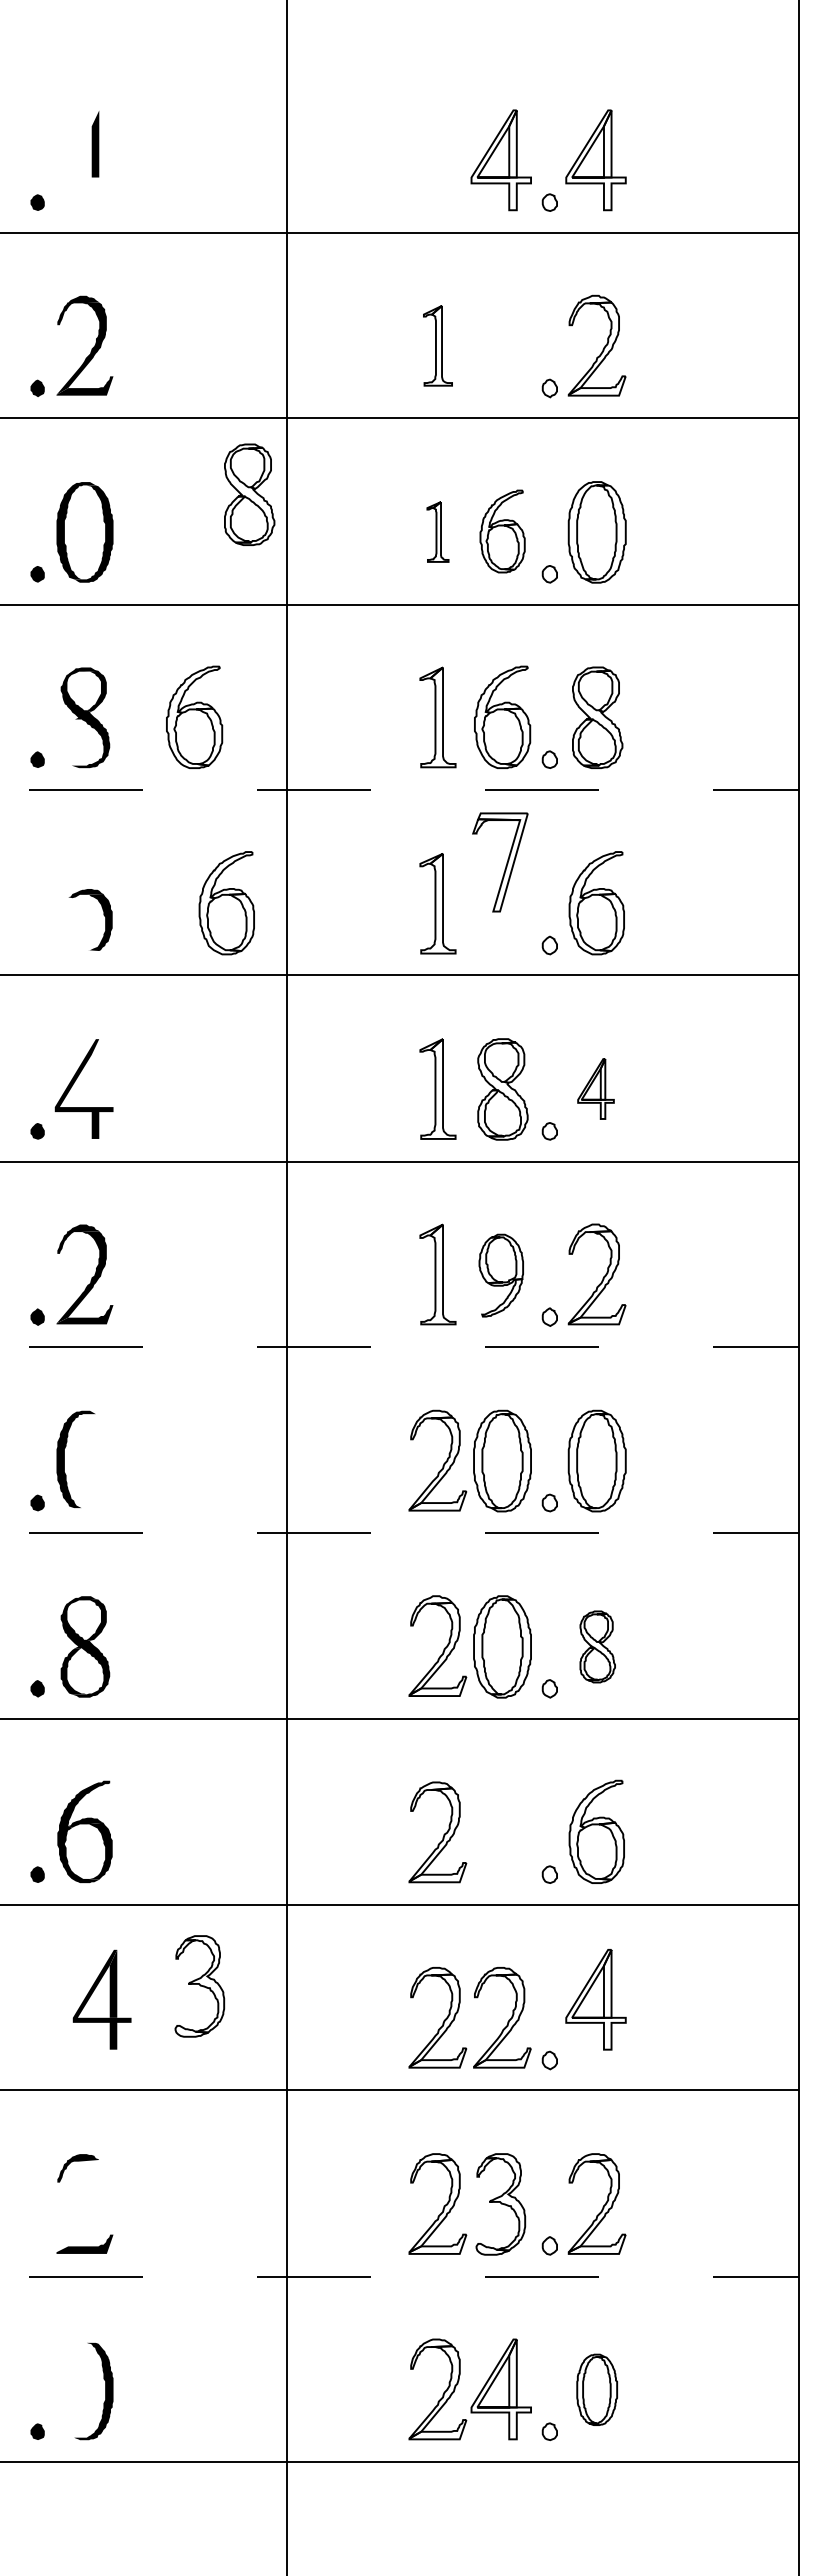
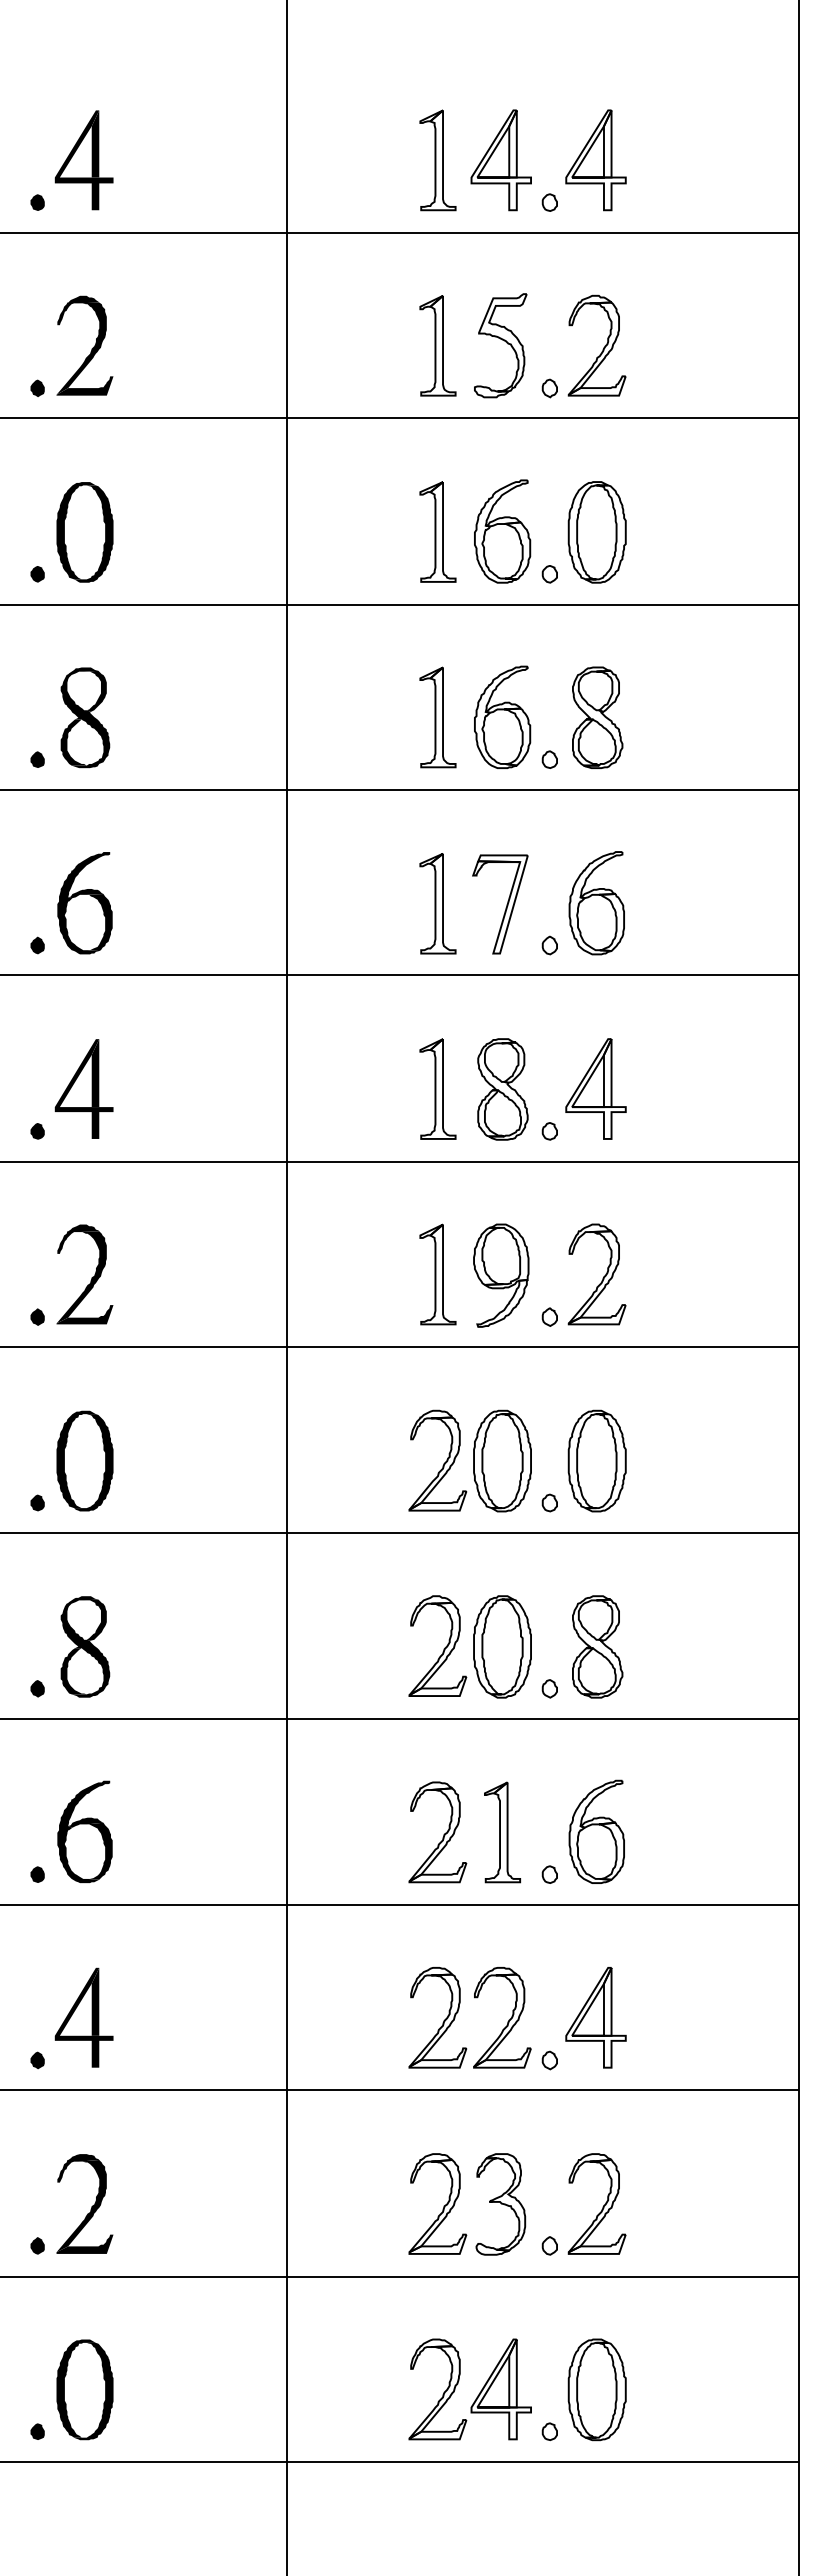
fill: none -> present (83, 160)
part: none -> present (437, 160)
part size: 30x82 px -> 38x102 px (437, 345)
part: none -> present (500, 345)
part: present -> none (249, 494)
part size: 24x62 px -> 38x102 px (437, 531)
part size: 47x85 px -> 58x105 px (502, 531)
part: present -> none (194, 716)
fill: none -> present (73, 742)
line: dashed -> solid (400, 789)
part position: (500, 862) -> (500, 904) (500, 904)
fill: none -> present (83, 903)
part: present -> none (226, 903)
fill: none -> present (37, 945)
fill: none -> present (79, 1073)
part size: 38x62 px -> 62x102 px (595, 1088)
part size: 46x85 px -> 57x105 px (501, 1275)
line: dashed -> solid (400, 1347)
fill: none -> present (93, 1462)
line: dashed -> solid (400, 1533)
part size: 37x74 px -> 52x104 px (597, 1646)
part: none -> present (502, 1832)
part: present -> none (199, 1986)
part position: (101, 1999) -> (83, 2017) (83, 2017)
part position: (595, 1999) -> (595, 2017) (595, 2017)
fill: none -> present (37, 2060)
fill: none -> present (81, 2205)
fill: none -> present (37, 2245)
line: dashed -> solid (400, 2276)
fill: none -> present (75, 2388)
part size: 42x73 px -> 60x104 px (596, 2389)
